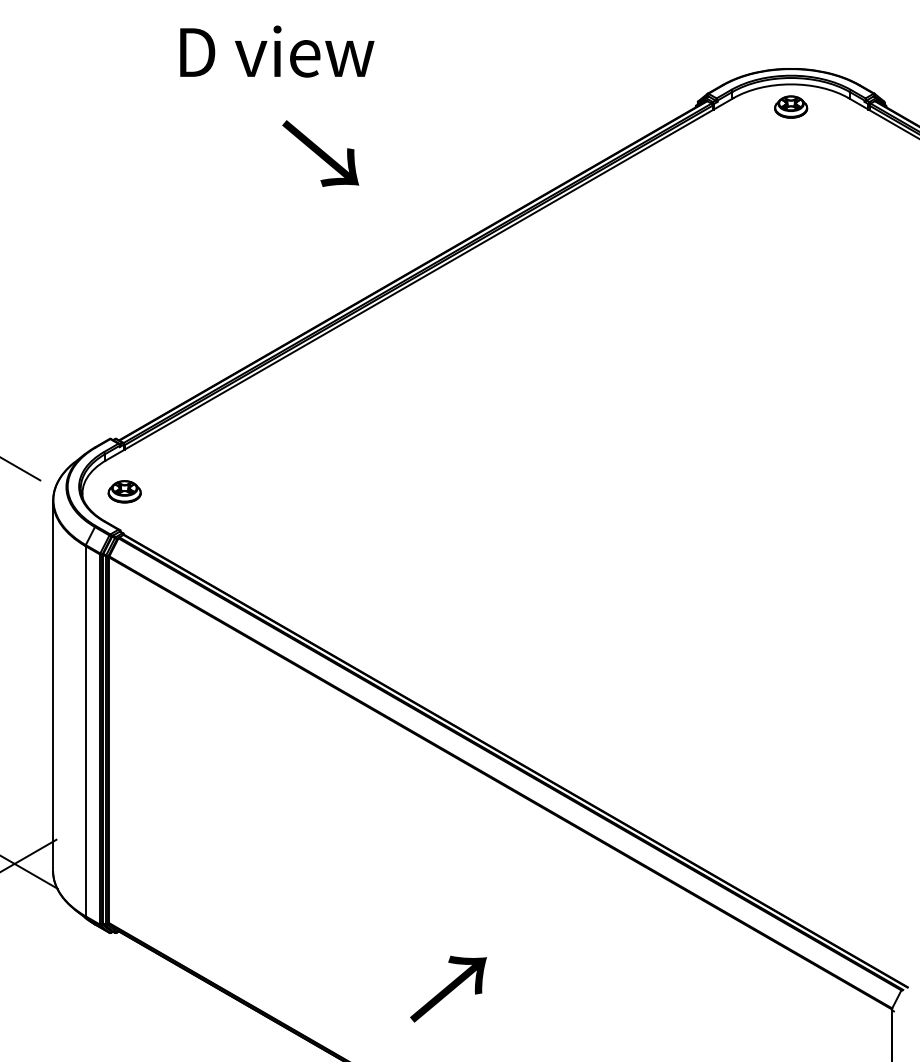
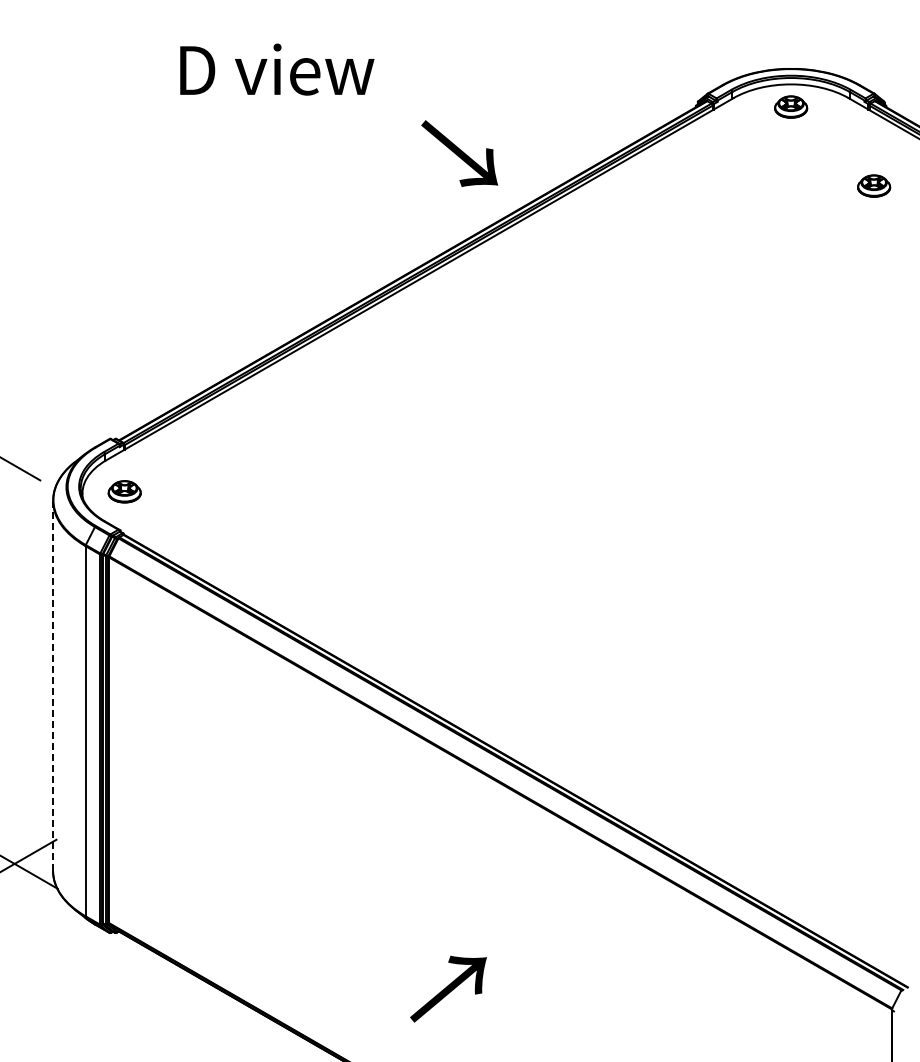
text position: (277, 51) -> (277, 69) (277, 69)
text position: (320, 153) -> (459, 153) (459, 153)
part: none -> present (874, 185)
line: solid -> dashed (53, 685)
